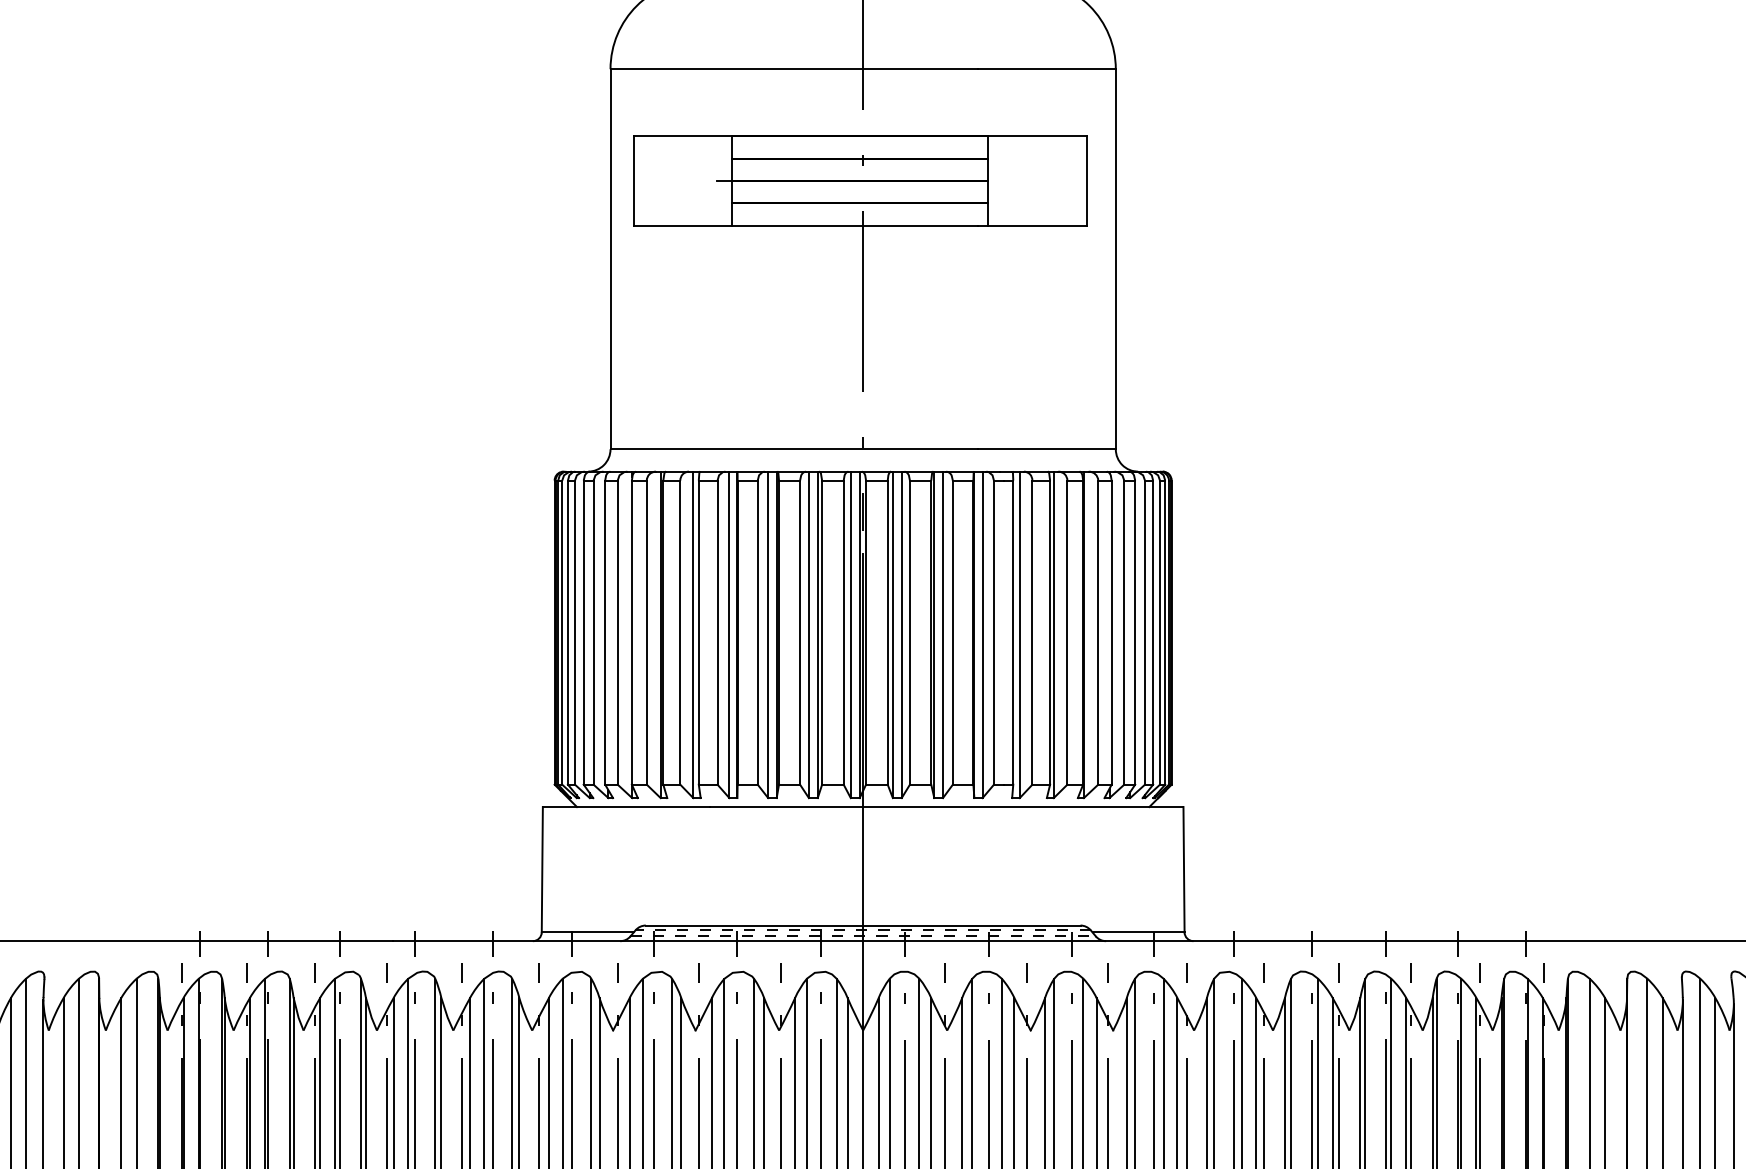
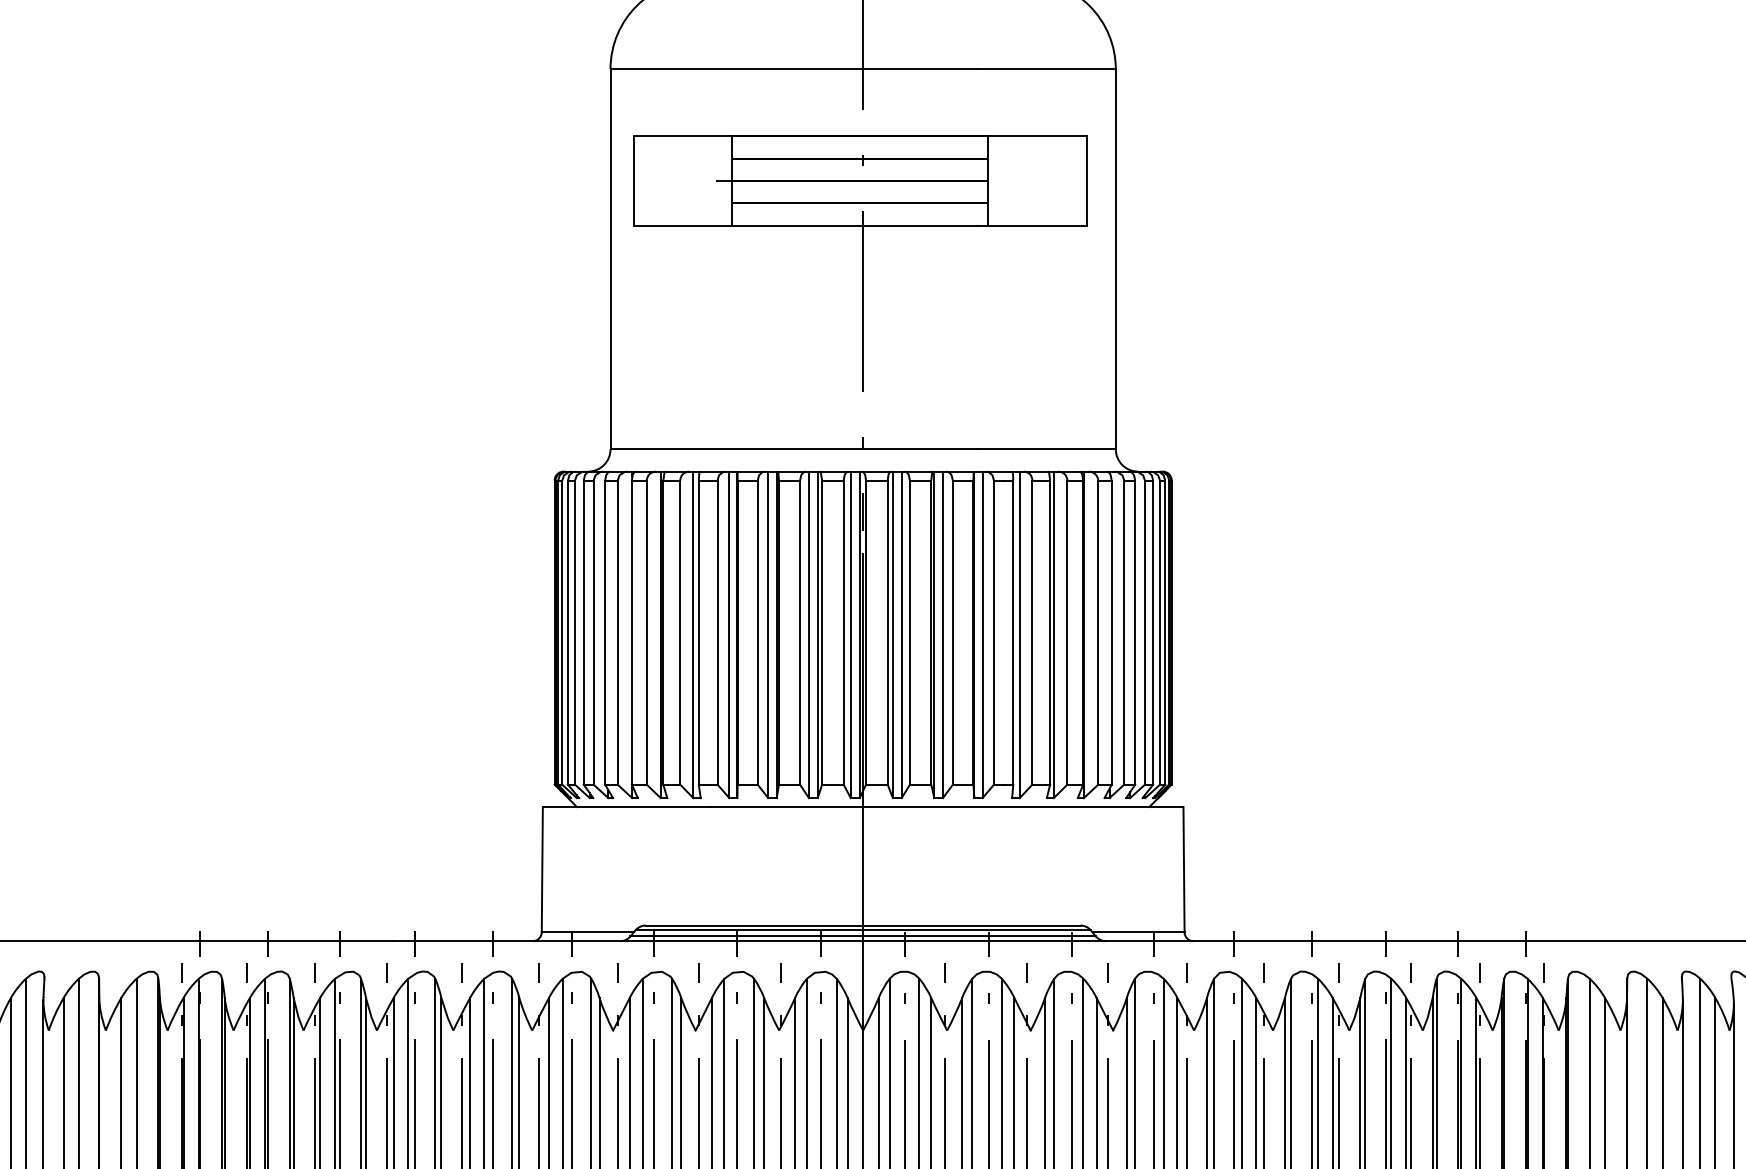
line: dashed -> solid (863, 930)
line: dashed -> solid (863, 936)
